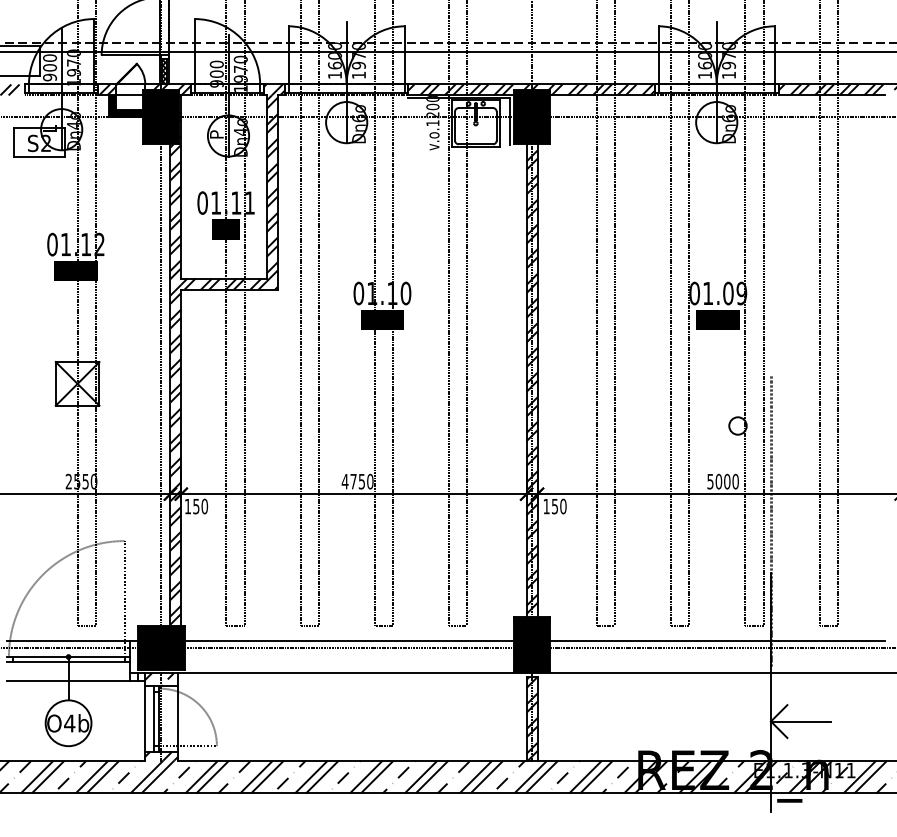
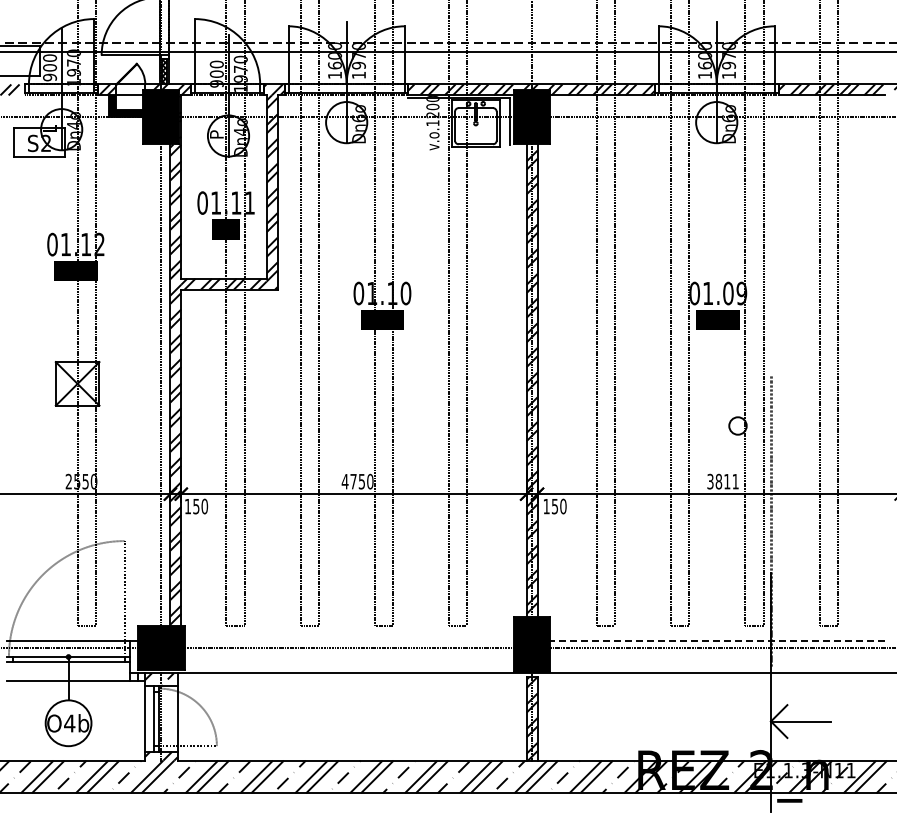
text: 5000 -> 3811 (722, 481)
line: present -> none (348, 640)
line: solid -> dashed (716, 640)
